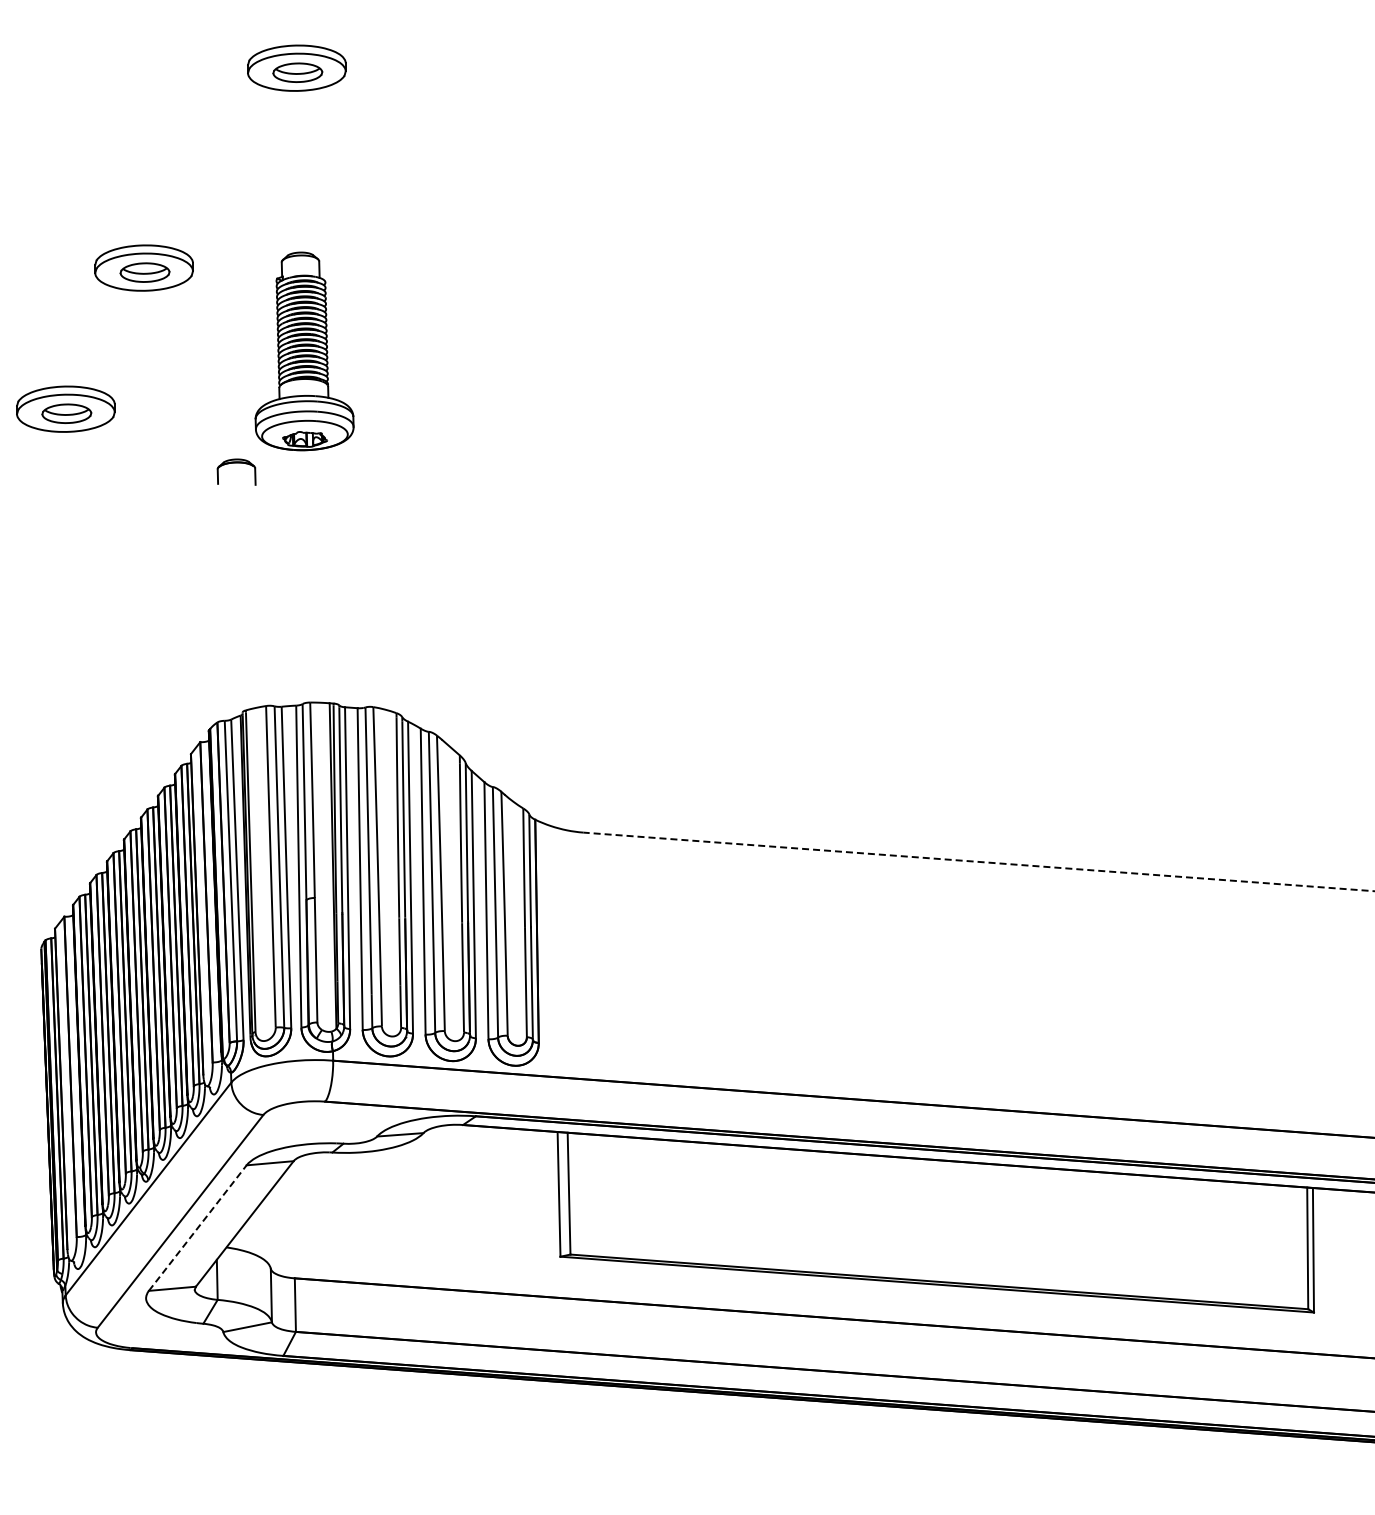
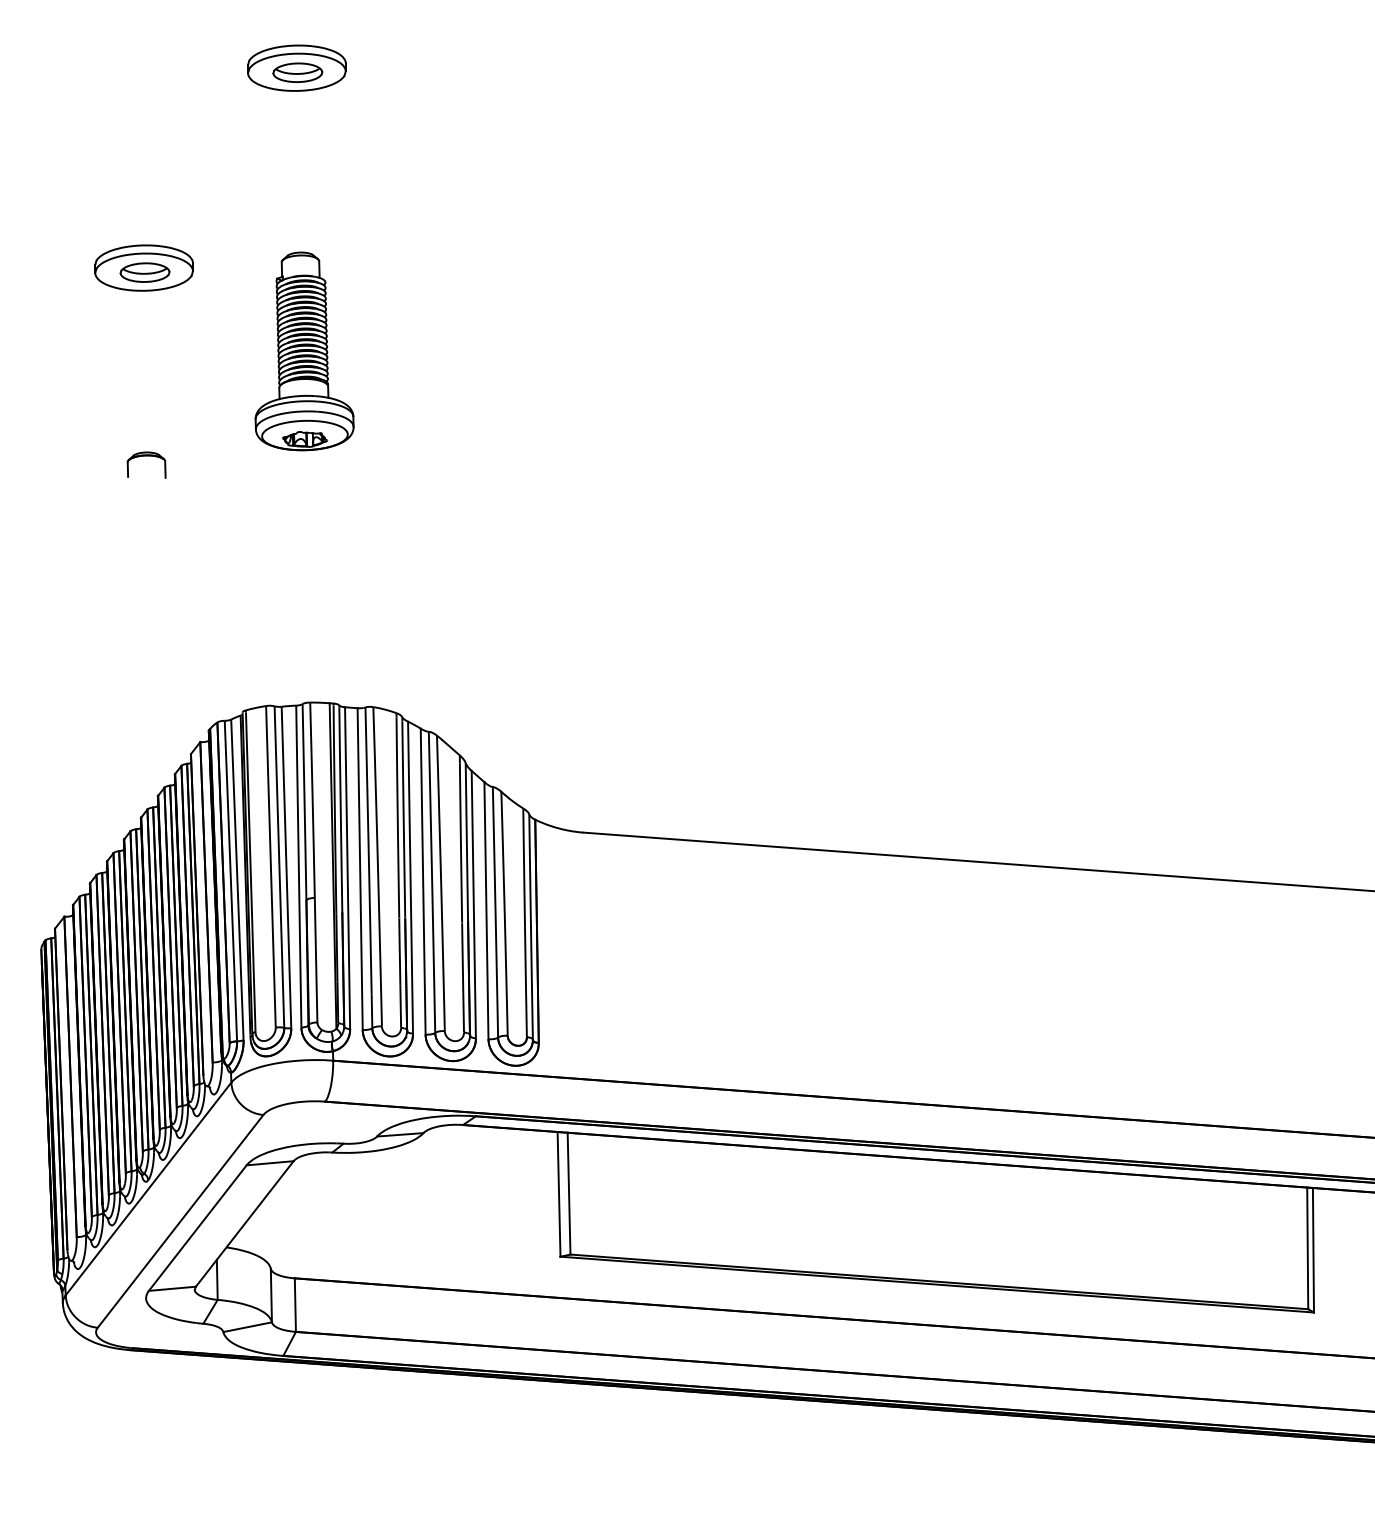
part: present -> none (65, 408)
part position: (236, 463) -> (146, 456) (146, 456)
line: dashed -> solid (979, 861)
line: dashed -> solid (197, 1228)
